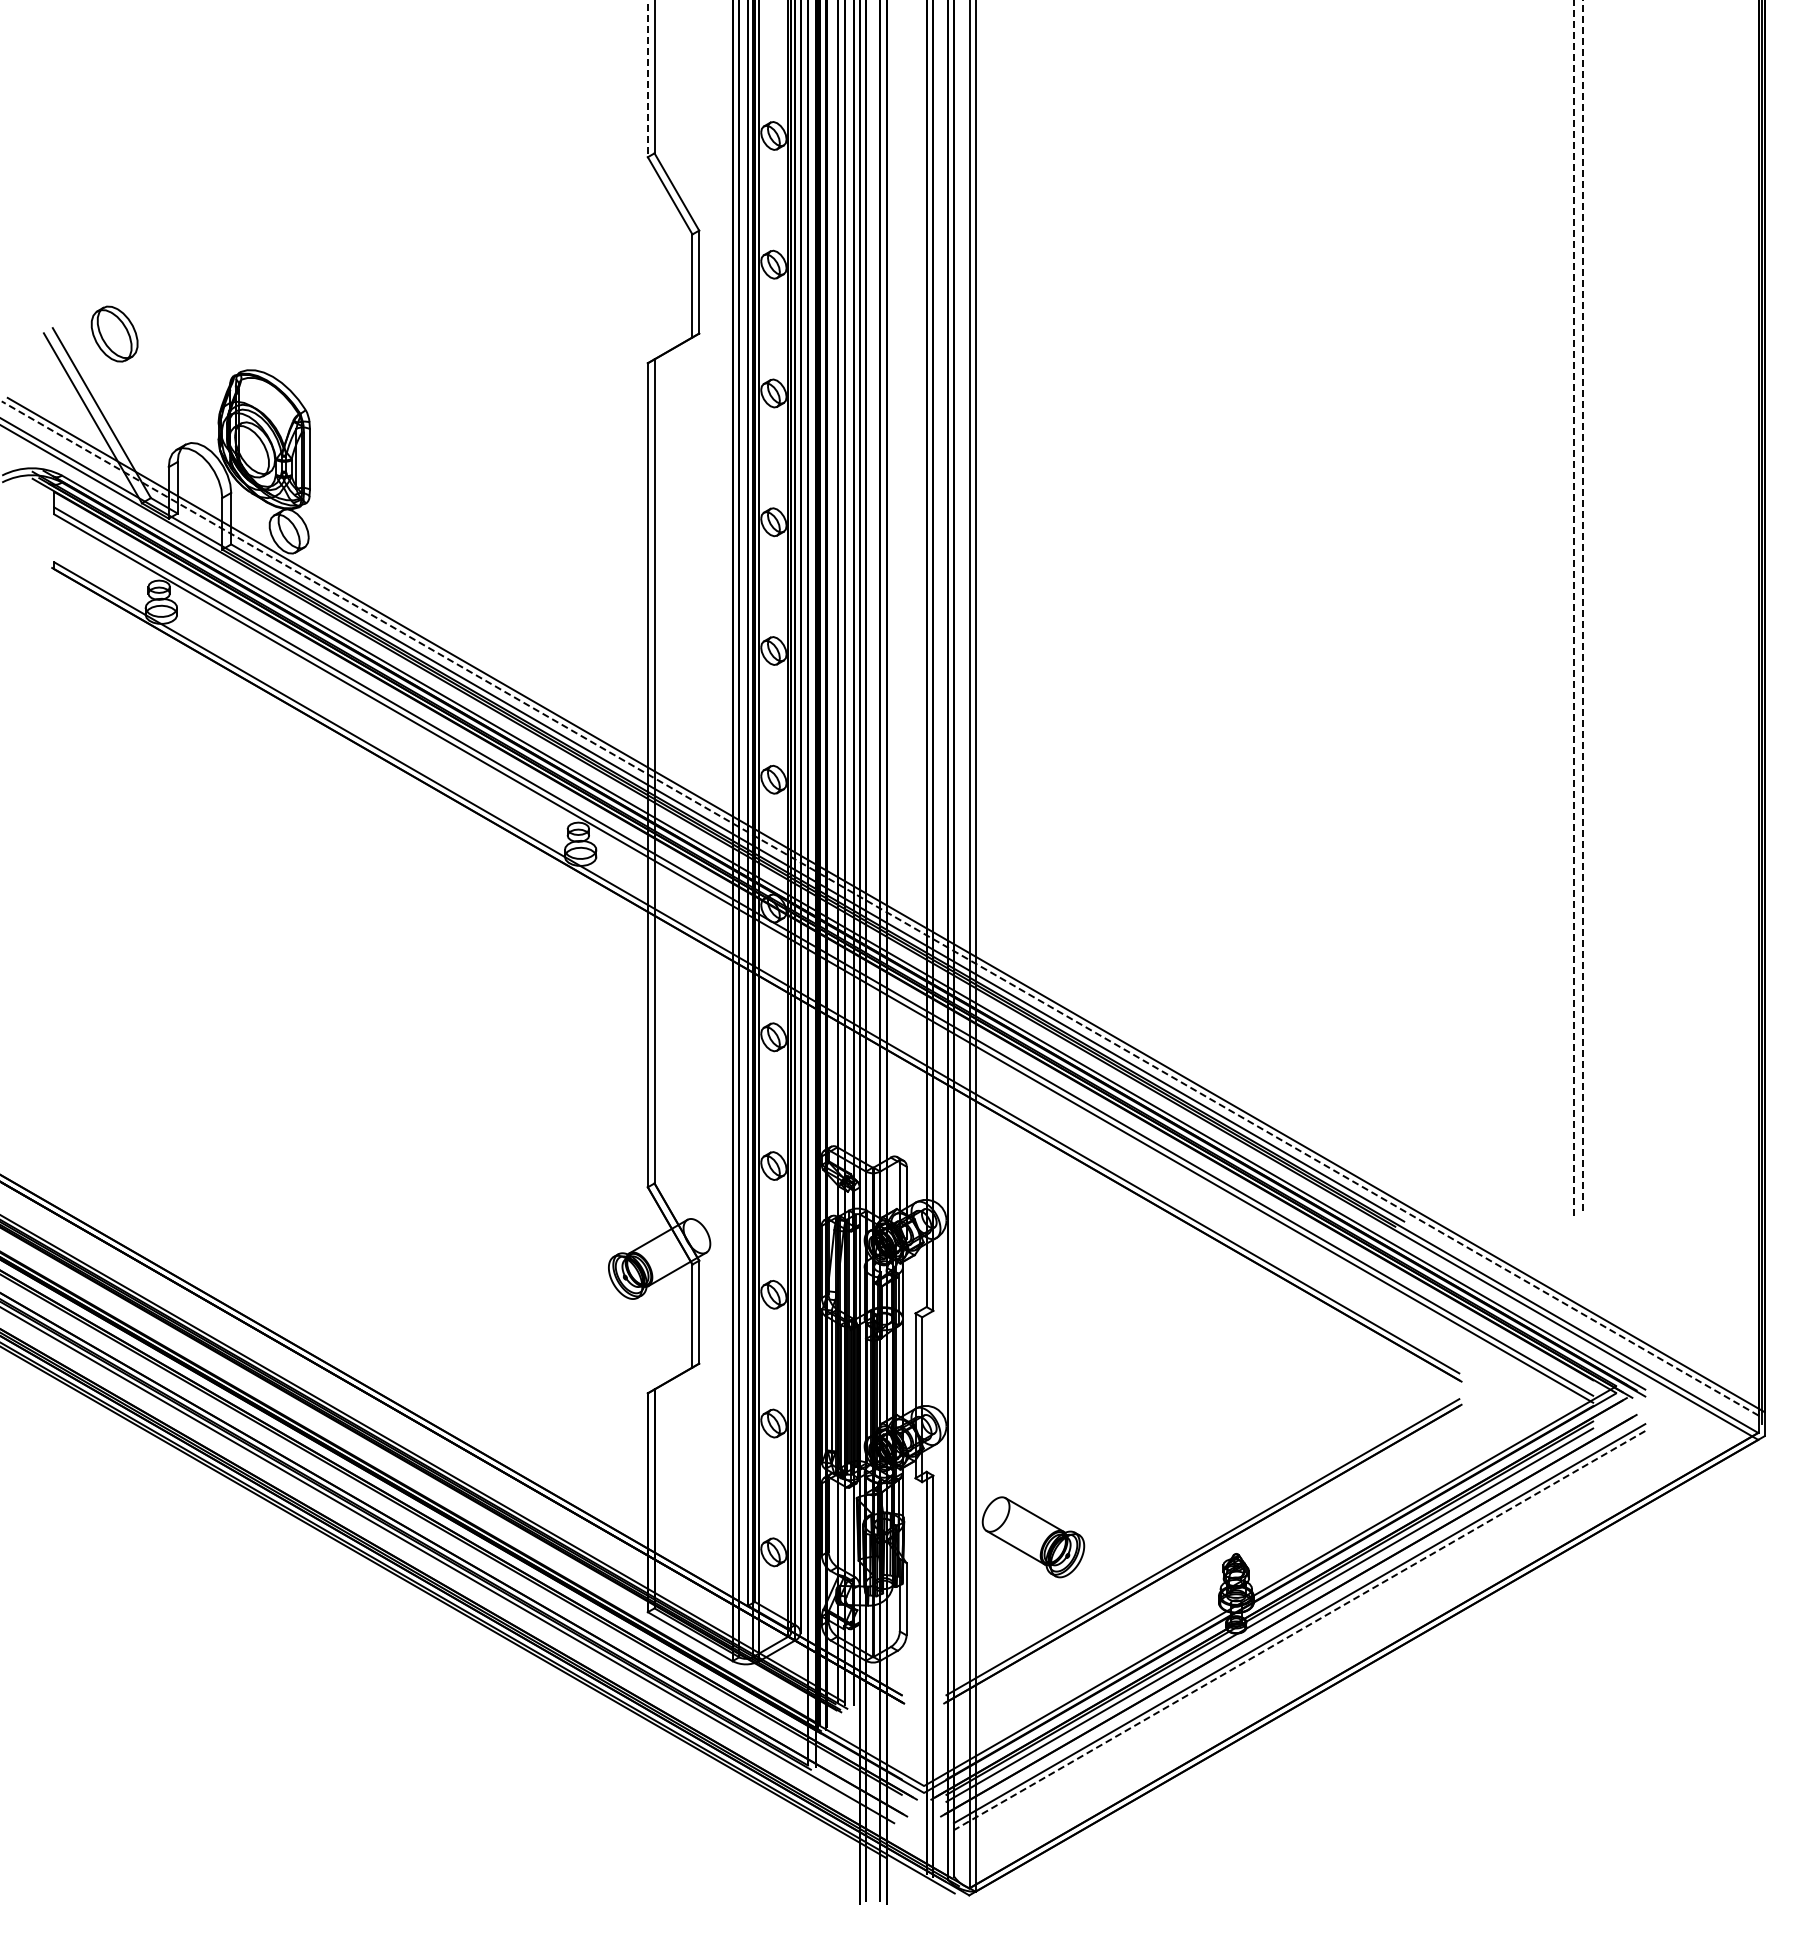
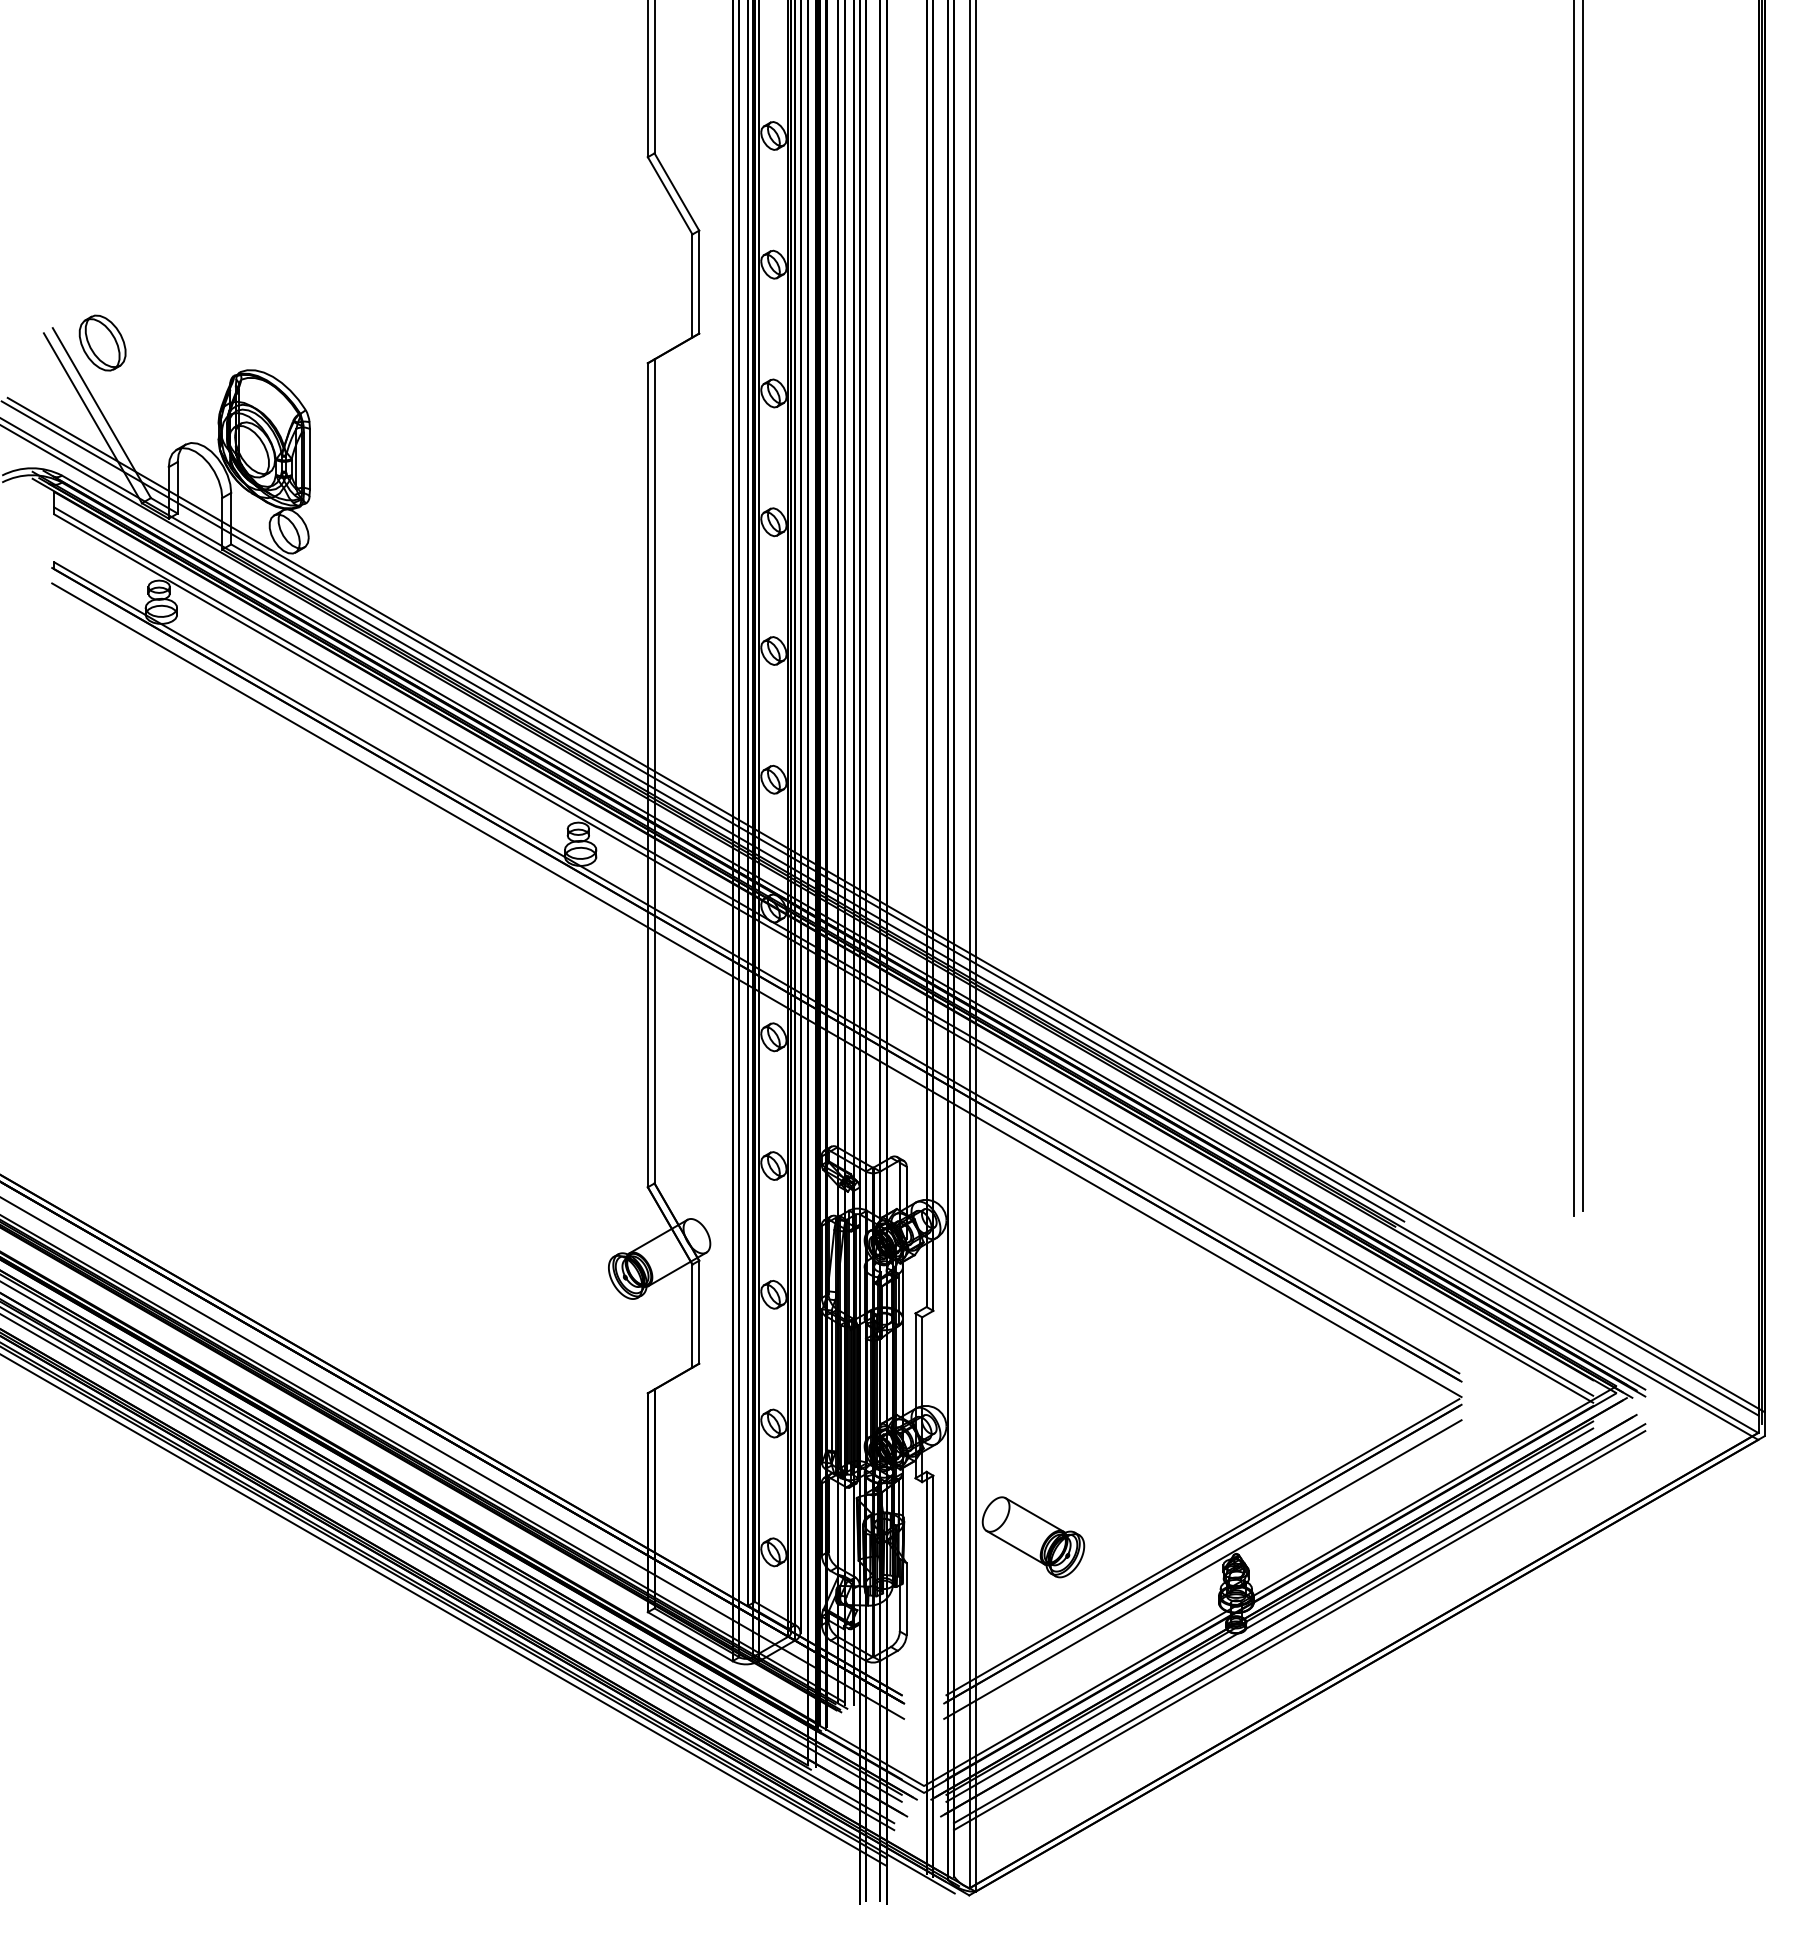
line: dashed -> solid (647, 79)
part position: (114, 333) -> (102, 342) (102, 342)
line: dashed -> solid (1582, 605)
line: dashed -> solid (1573, 608)
line: dashed -> solid (879, 908)
line: none -> present (756, 990)
line: none -> present (453, 1458)
line: none -> present (451, 1541)
line: none -> present (1202, 1569)
line: none -> present (448, 1572)
line: none -> present (444, 1610)
line: dashed -> solid (1299, 1630)
